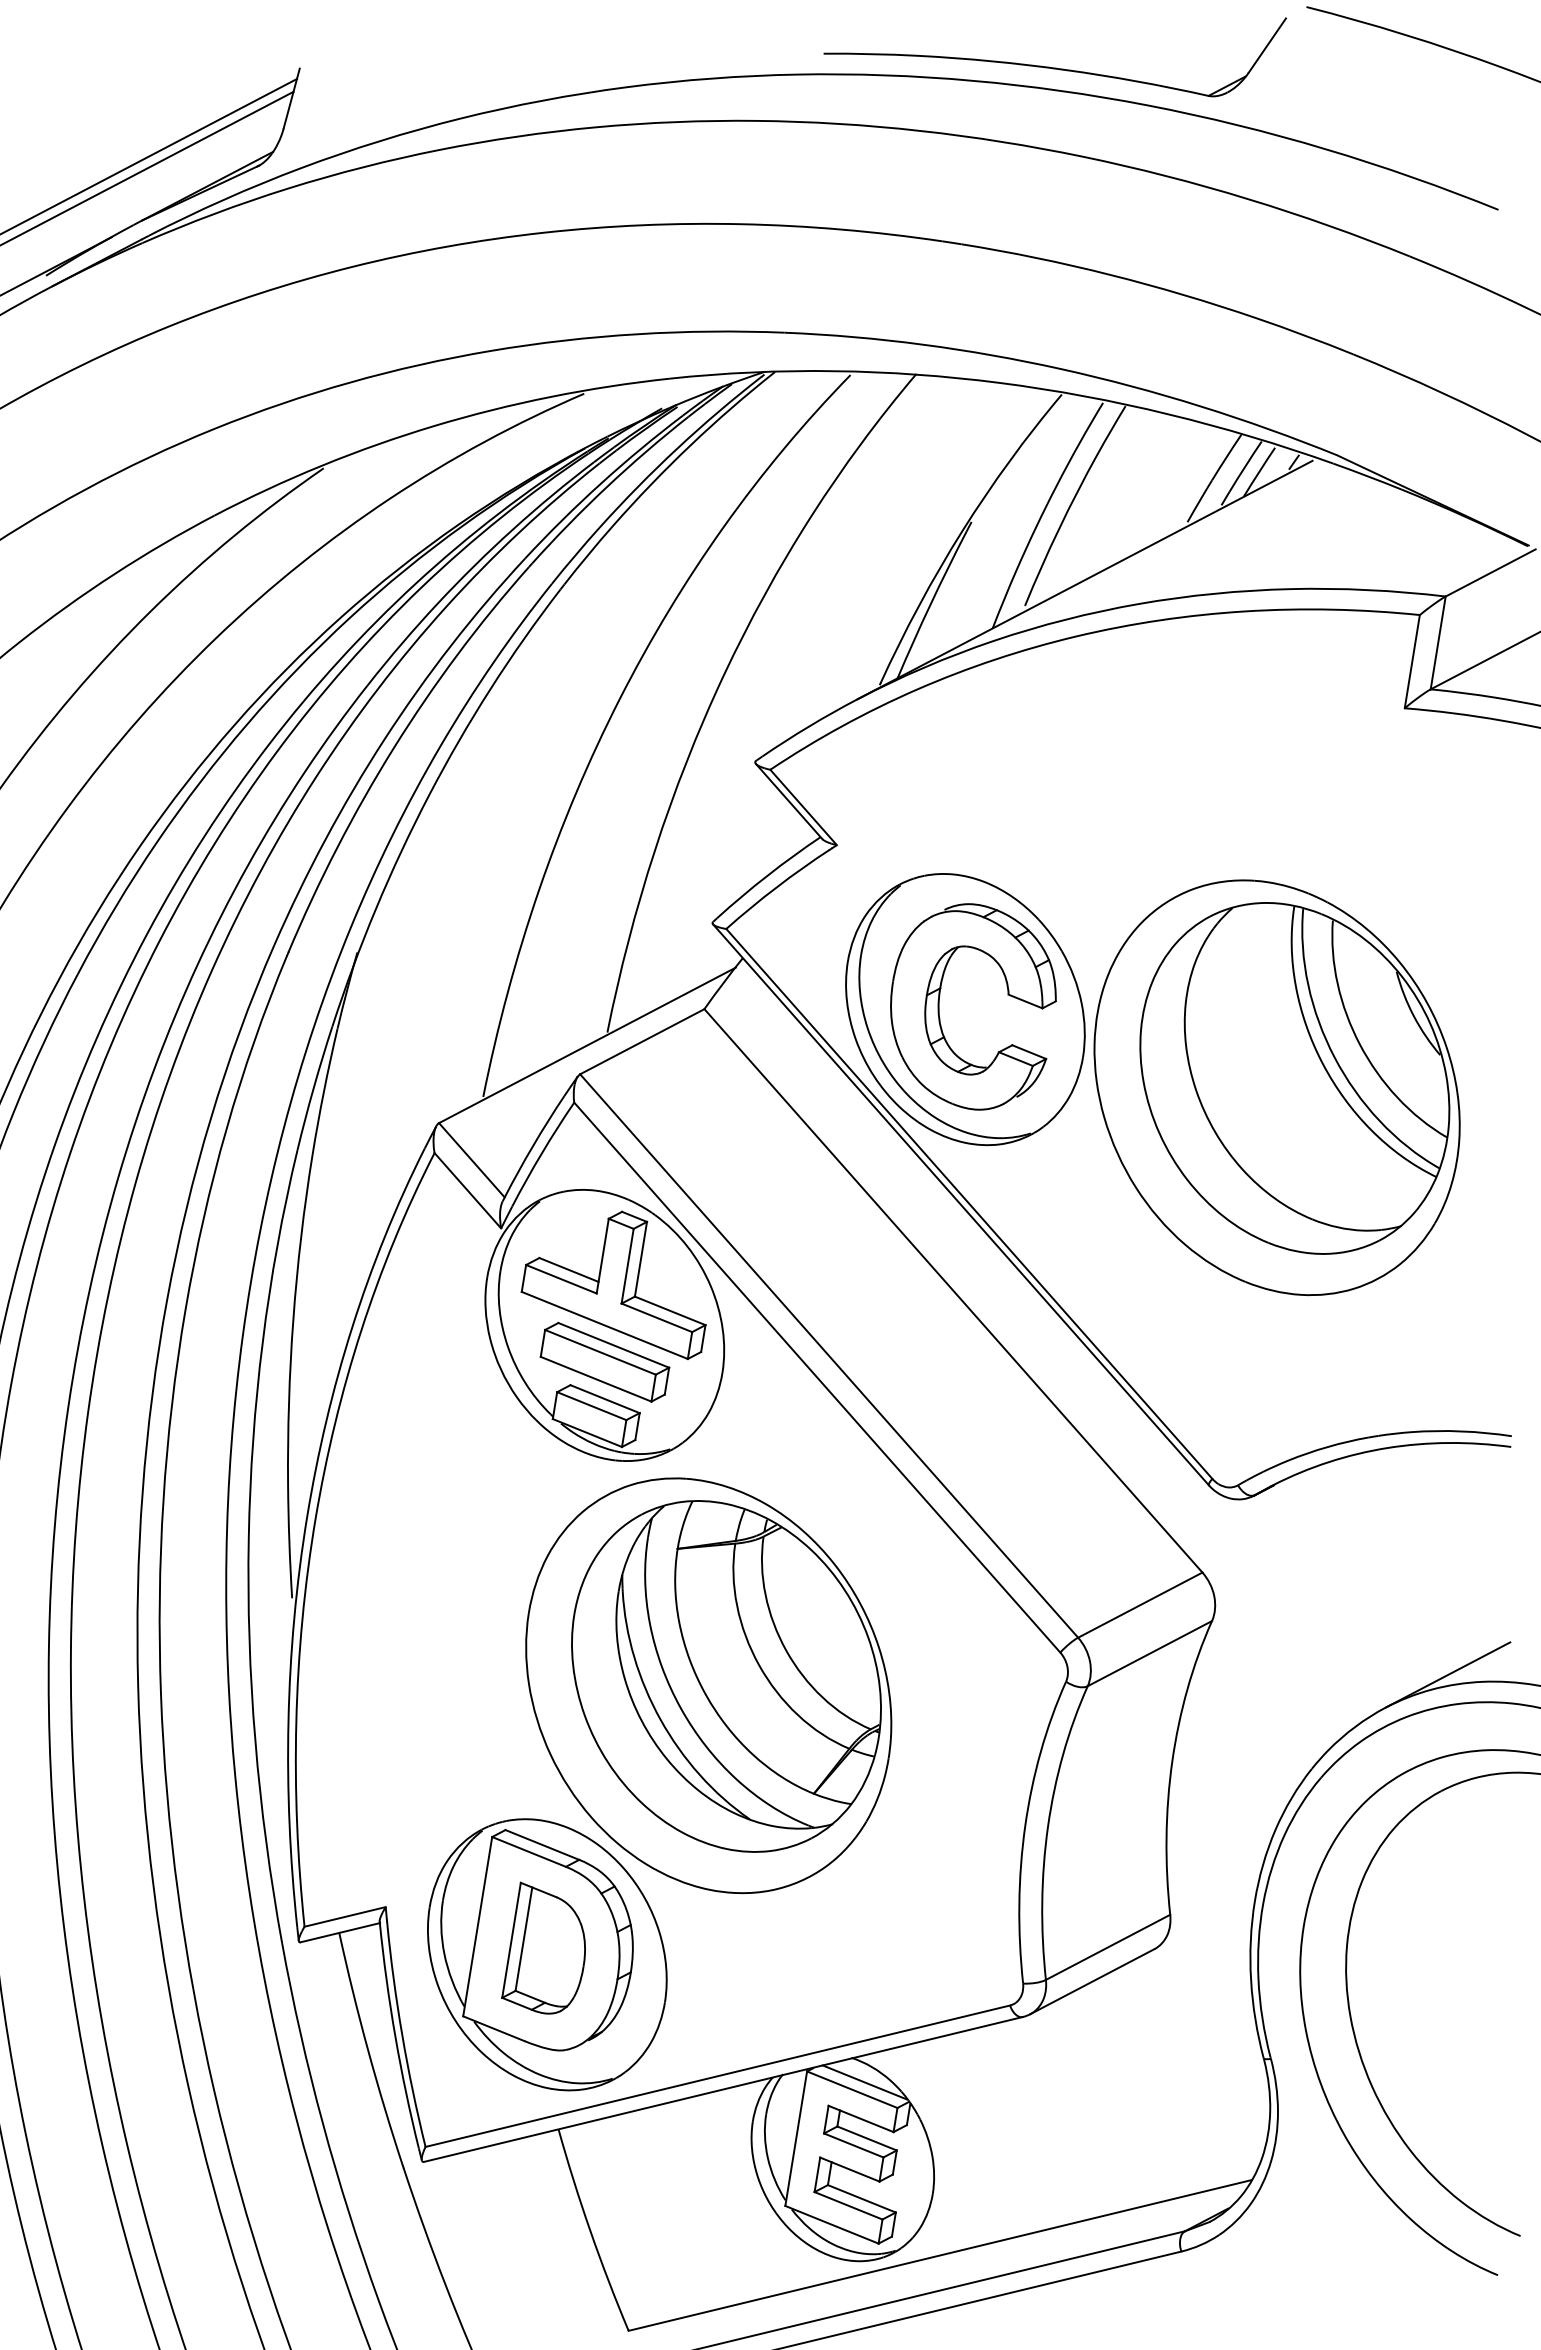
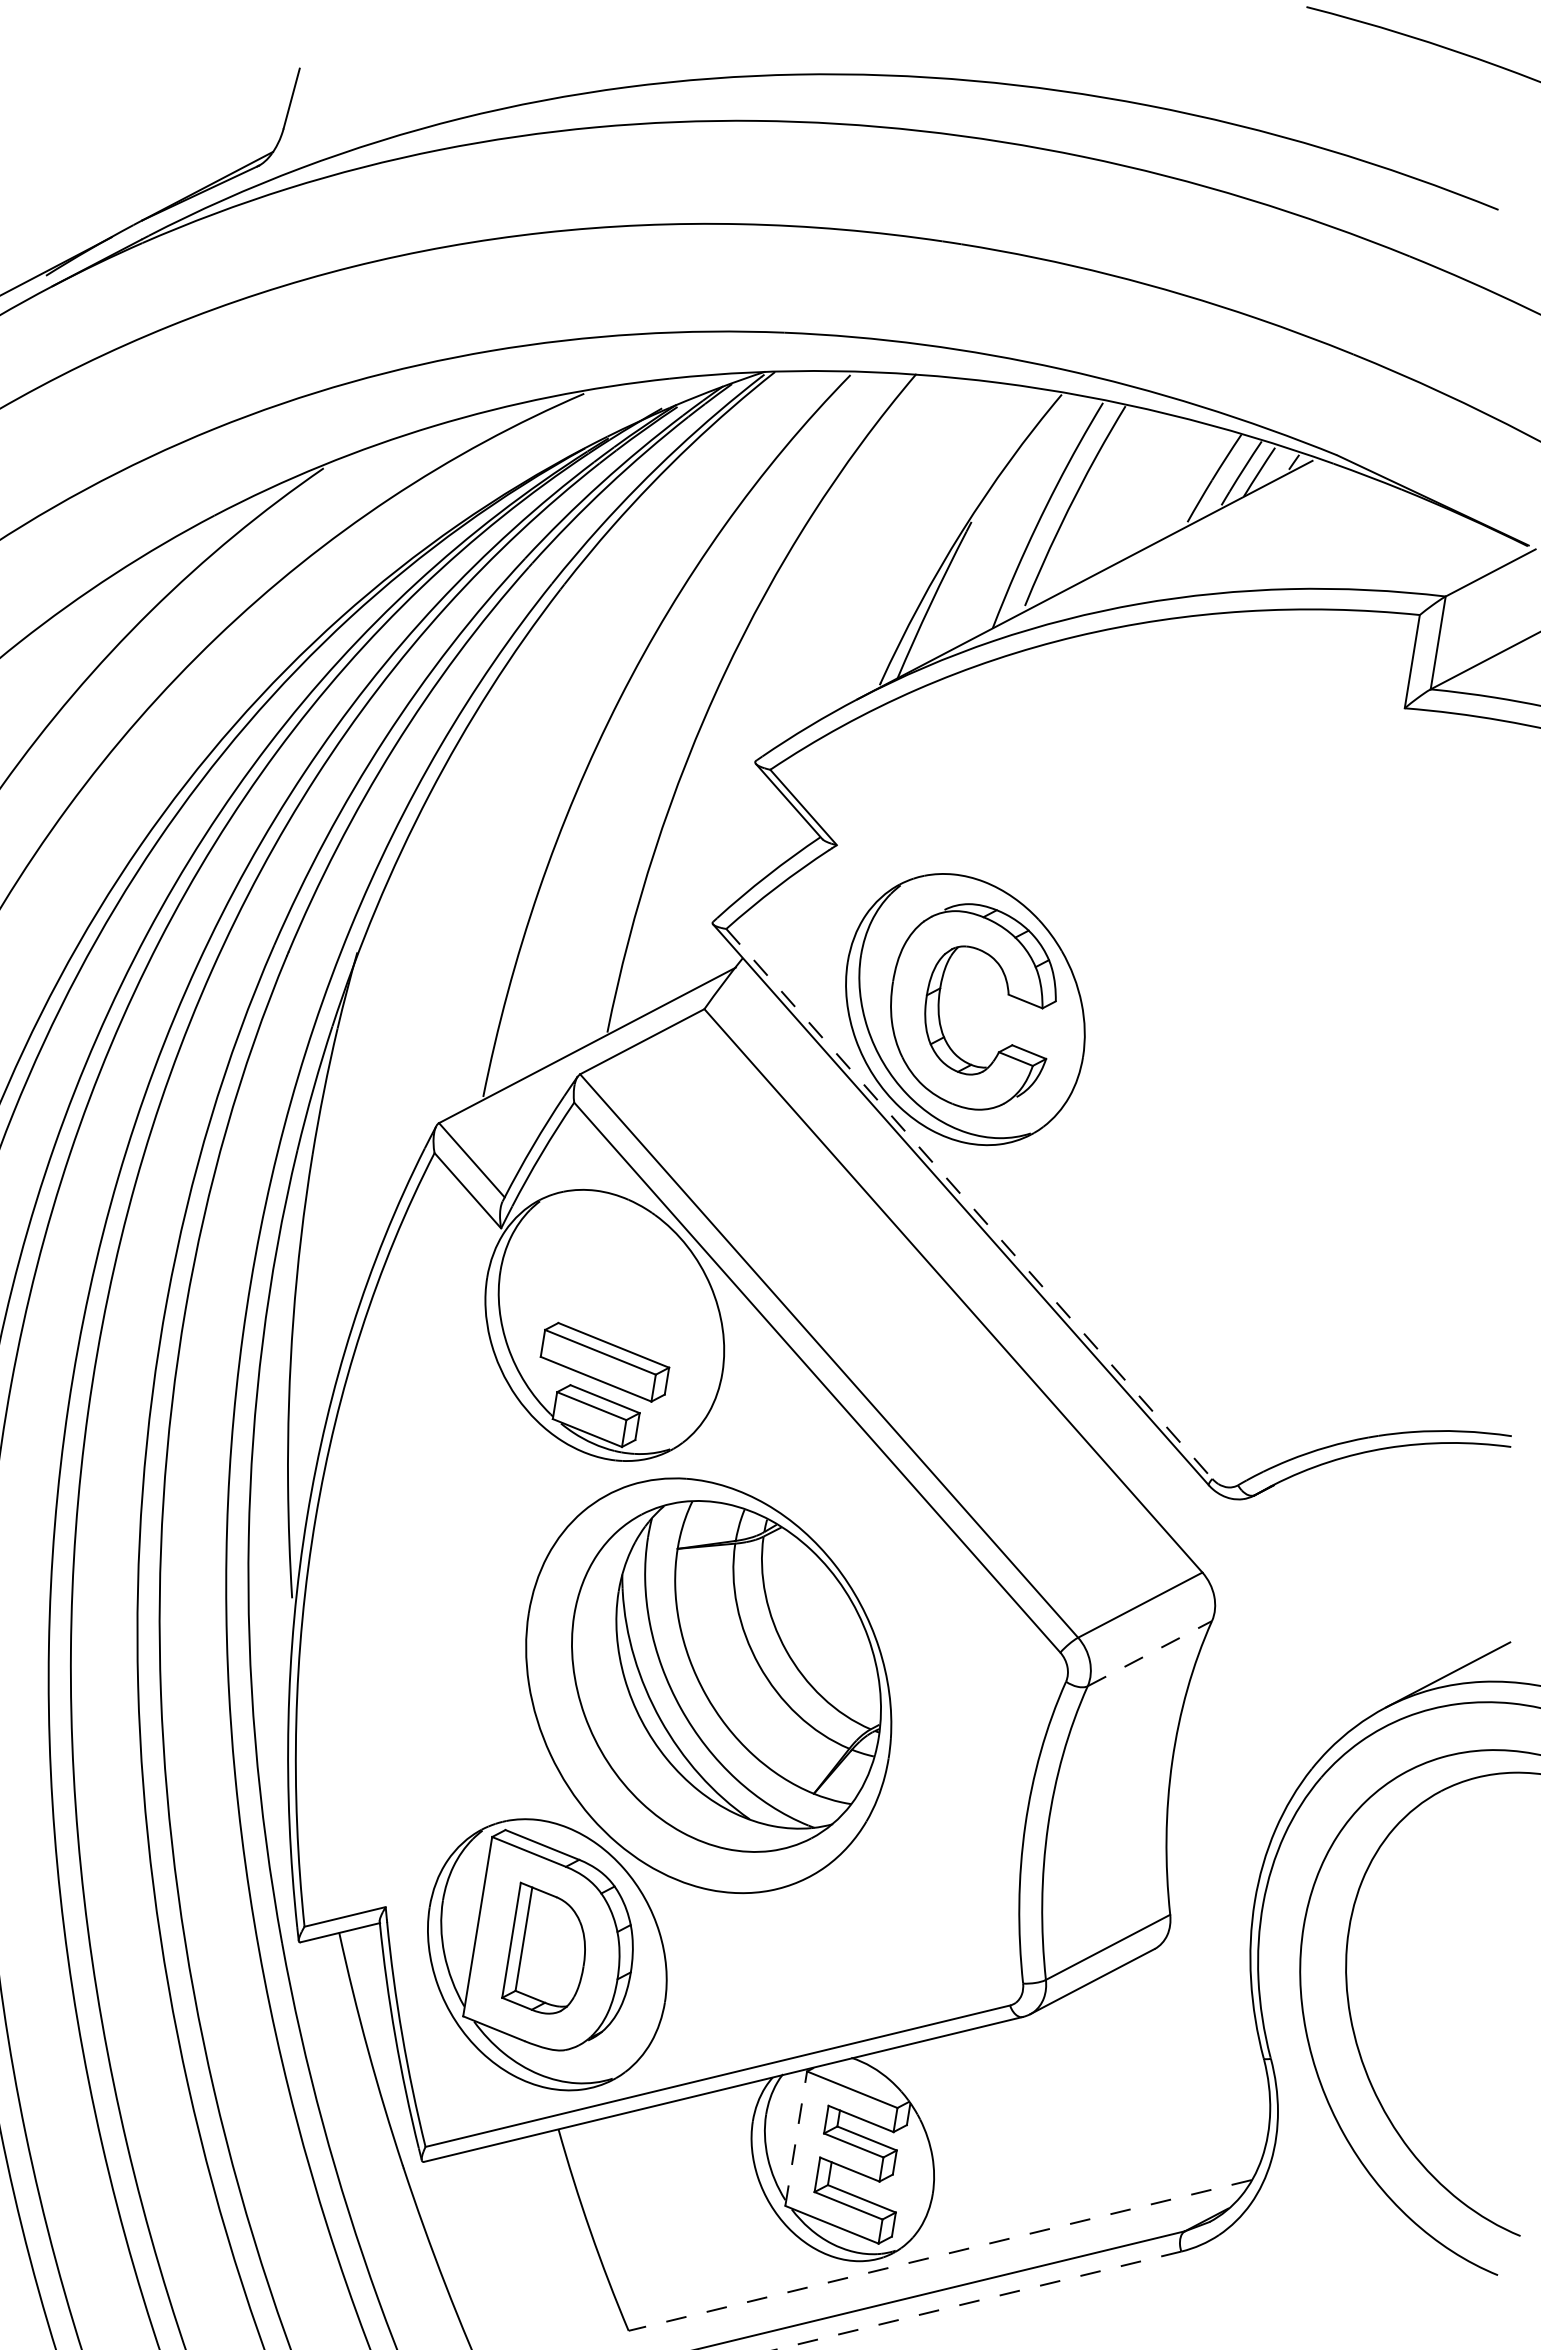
part: present -> none (1054, 67)
line: present -> none (149, 156)
line: present -> none (147, 167)
part: present -> none (1276, 1087)
line: solid -> dashed (969, 1203)
part: present -> none (613, 1284)
line: solid -> dashed (1150, 1653)
line: present -> none (864, 2082)
line: solid -> dashed (796, 2138)
line: solid -> dashed (940, 2255)
line: solid -> dashed (978, 2300)
